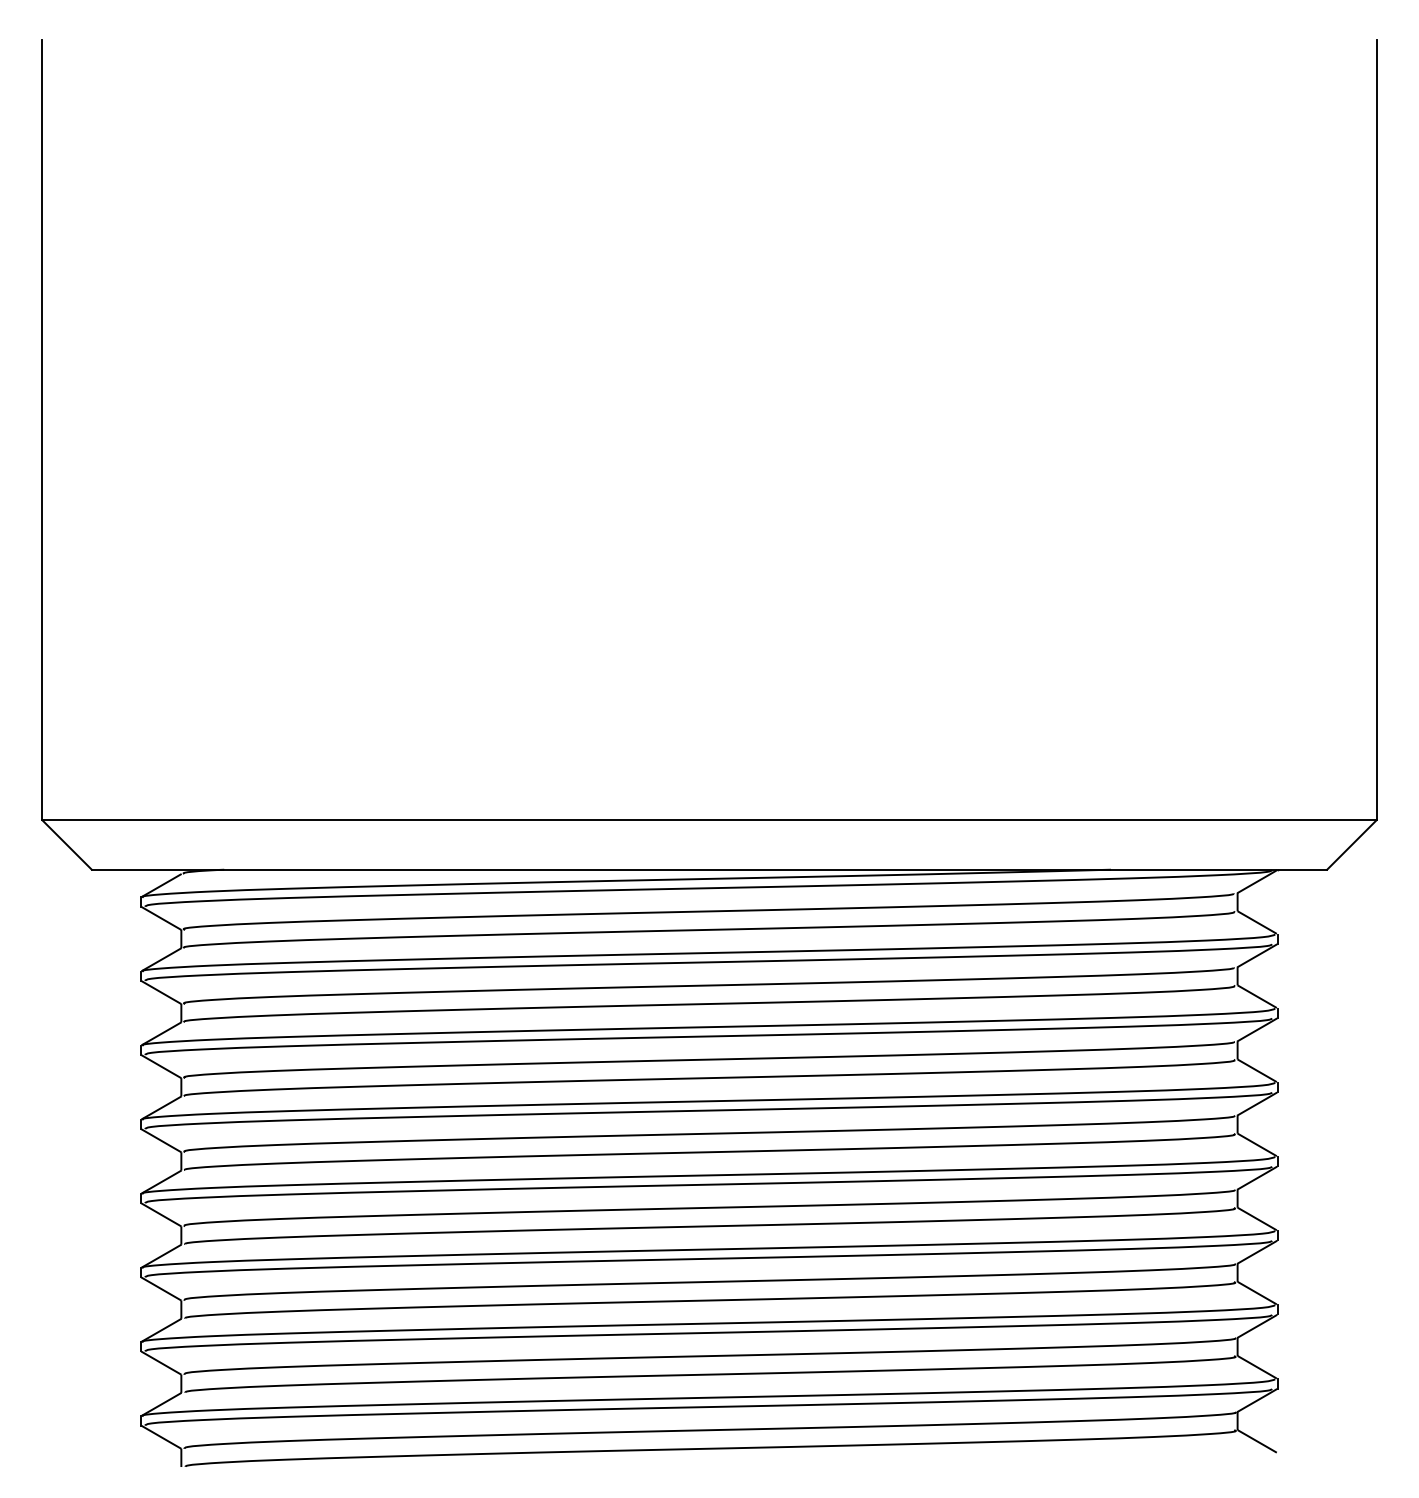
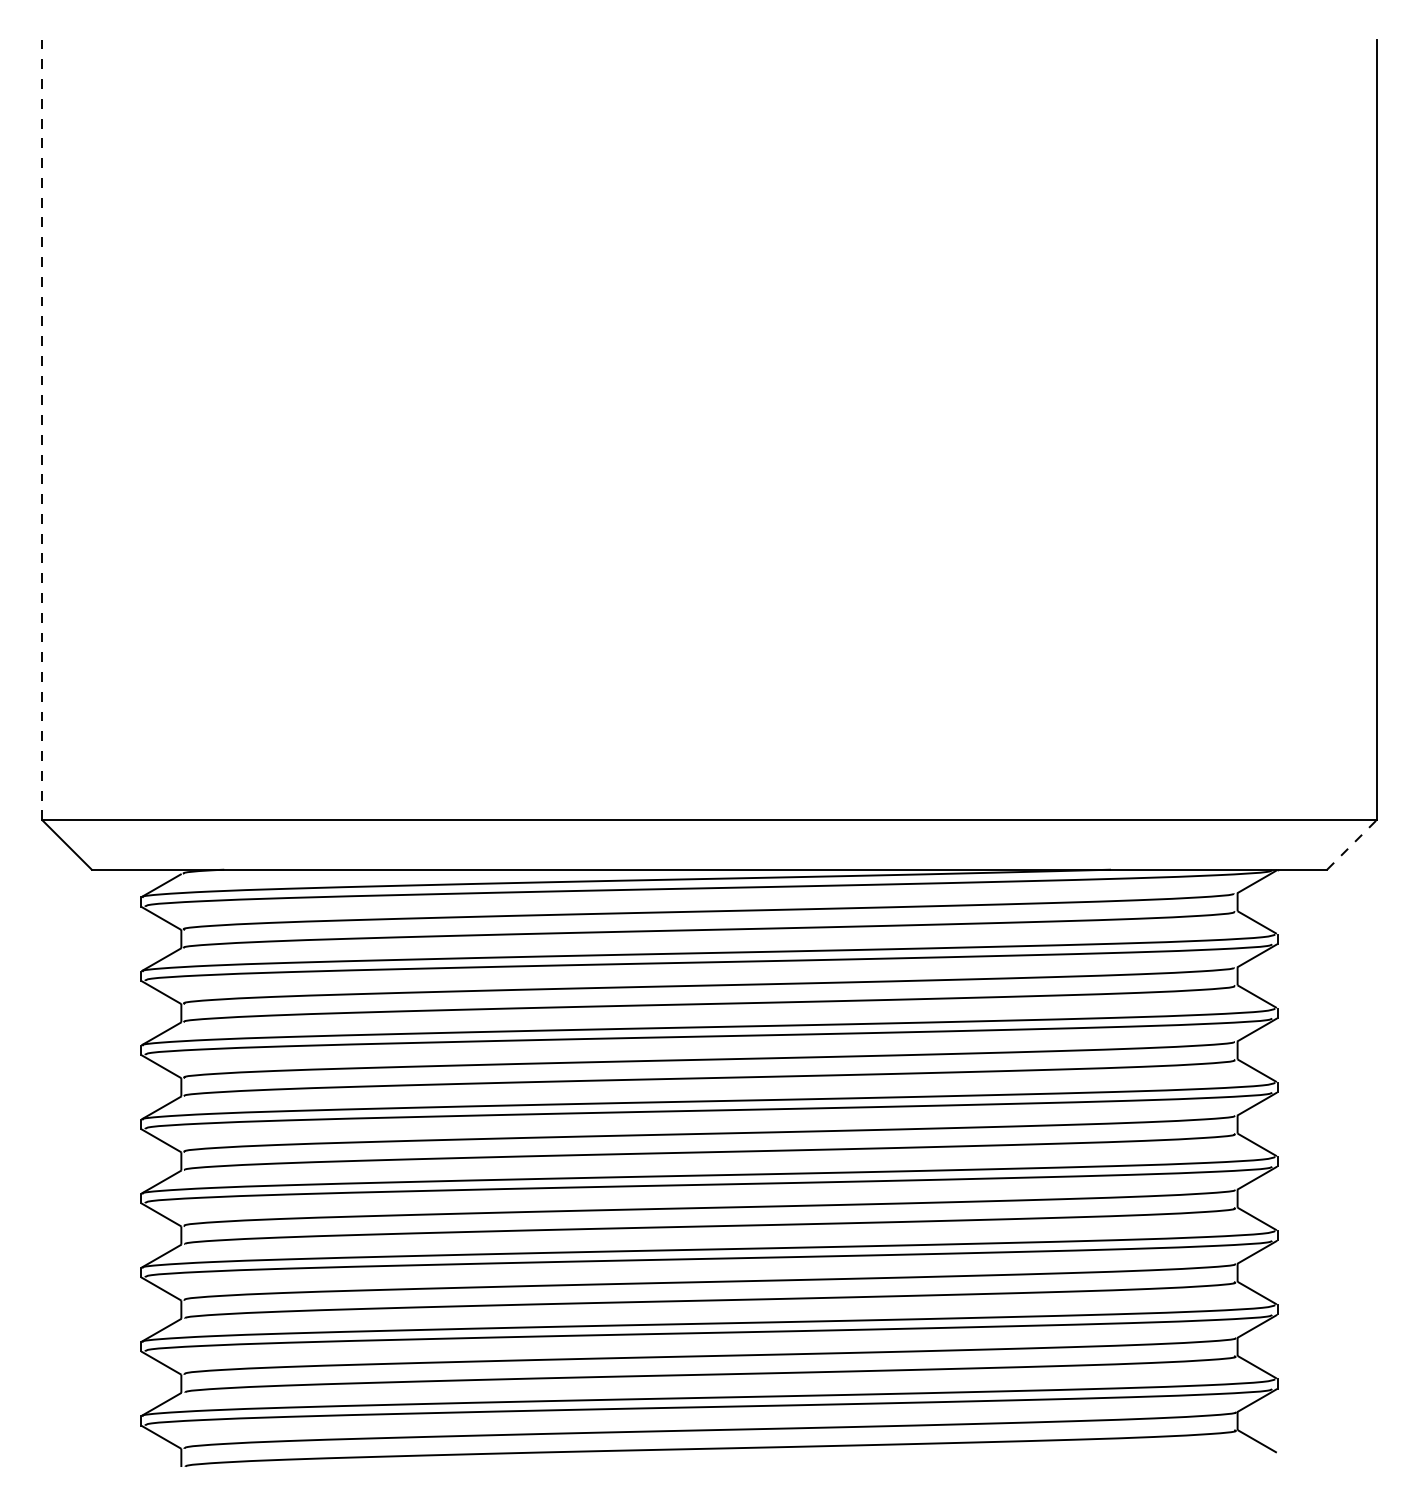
line: solid -> dashed (42, 430)
line: solid -> dashed (1351, 845)
